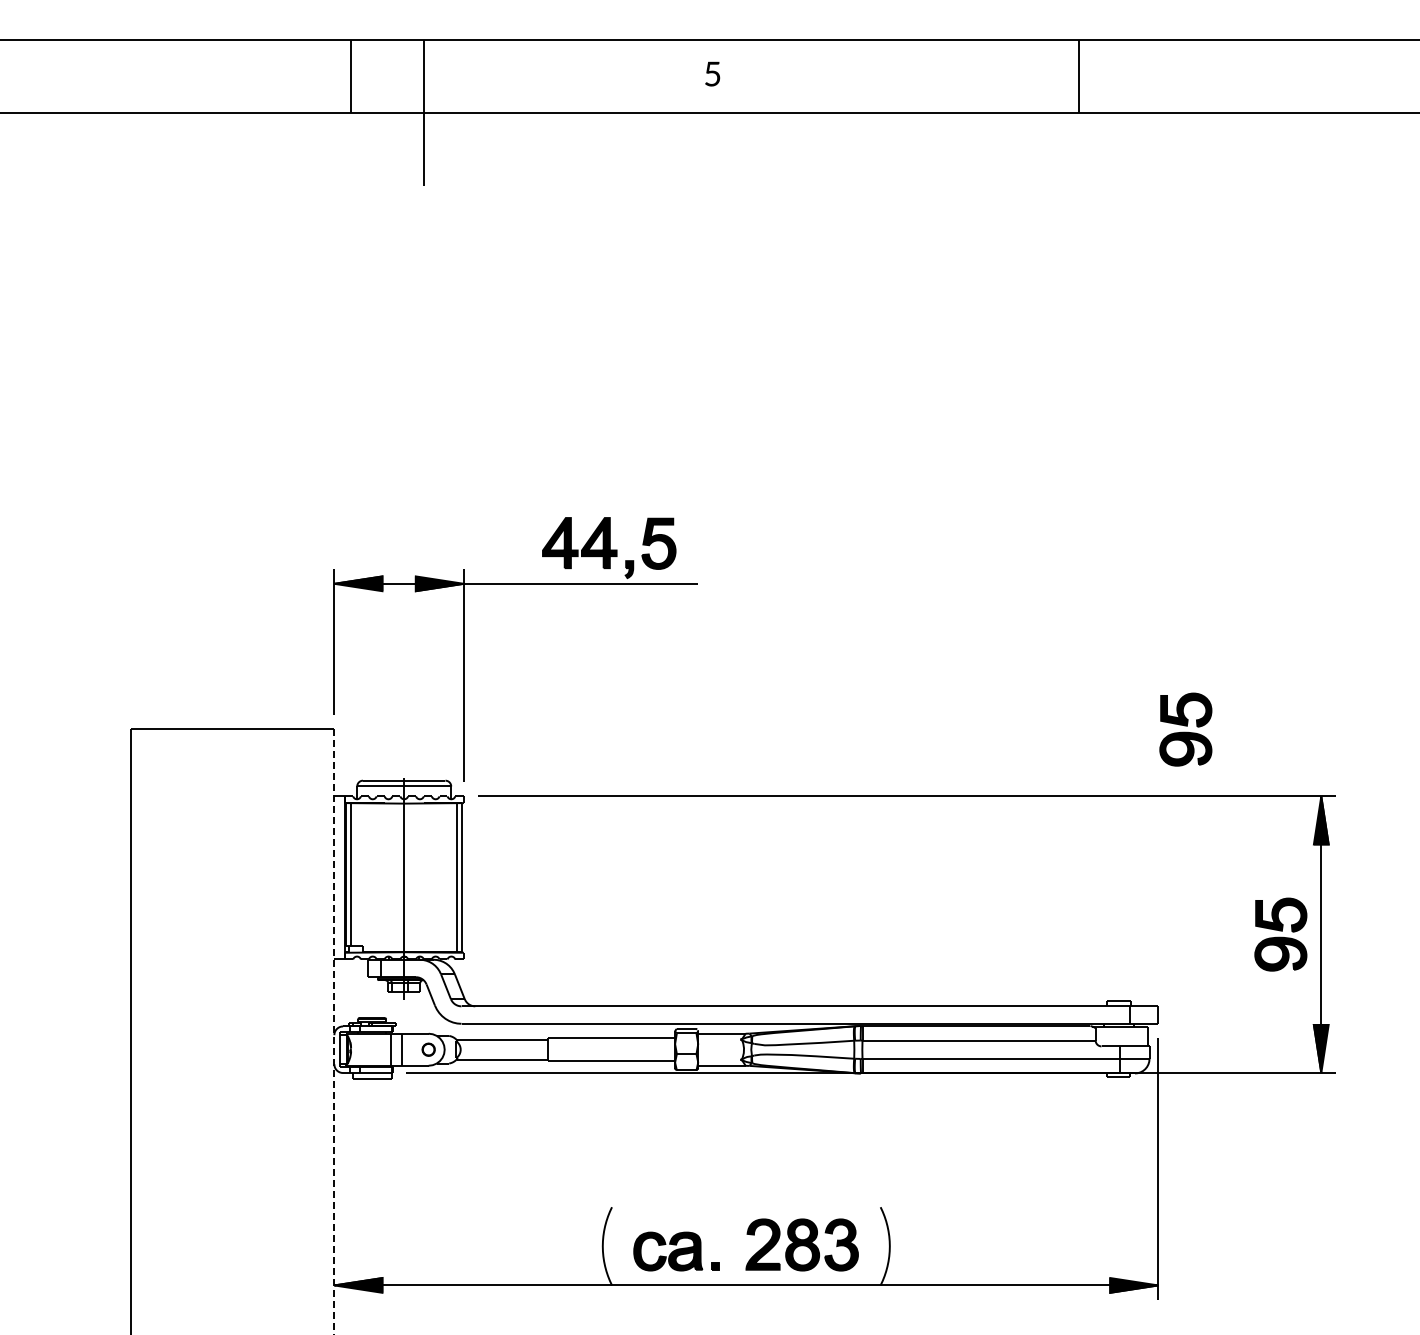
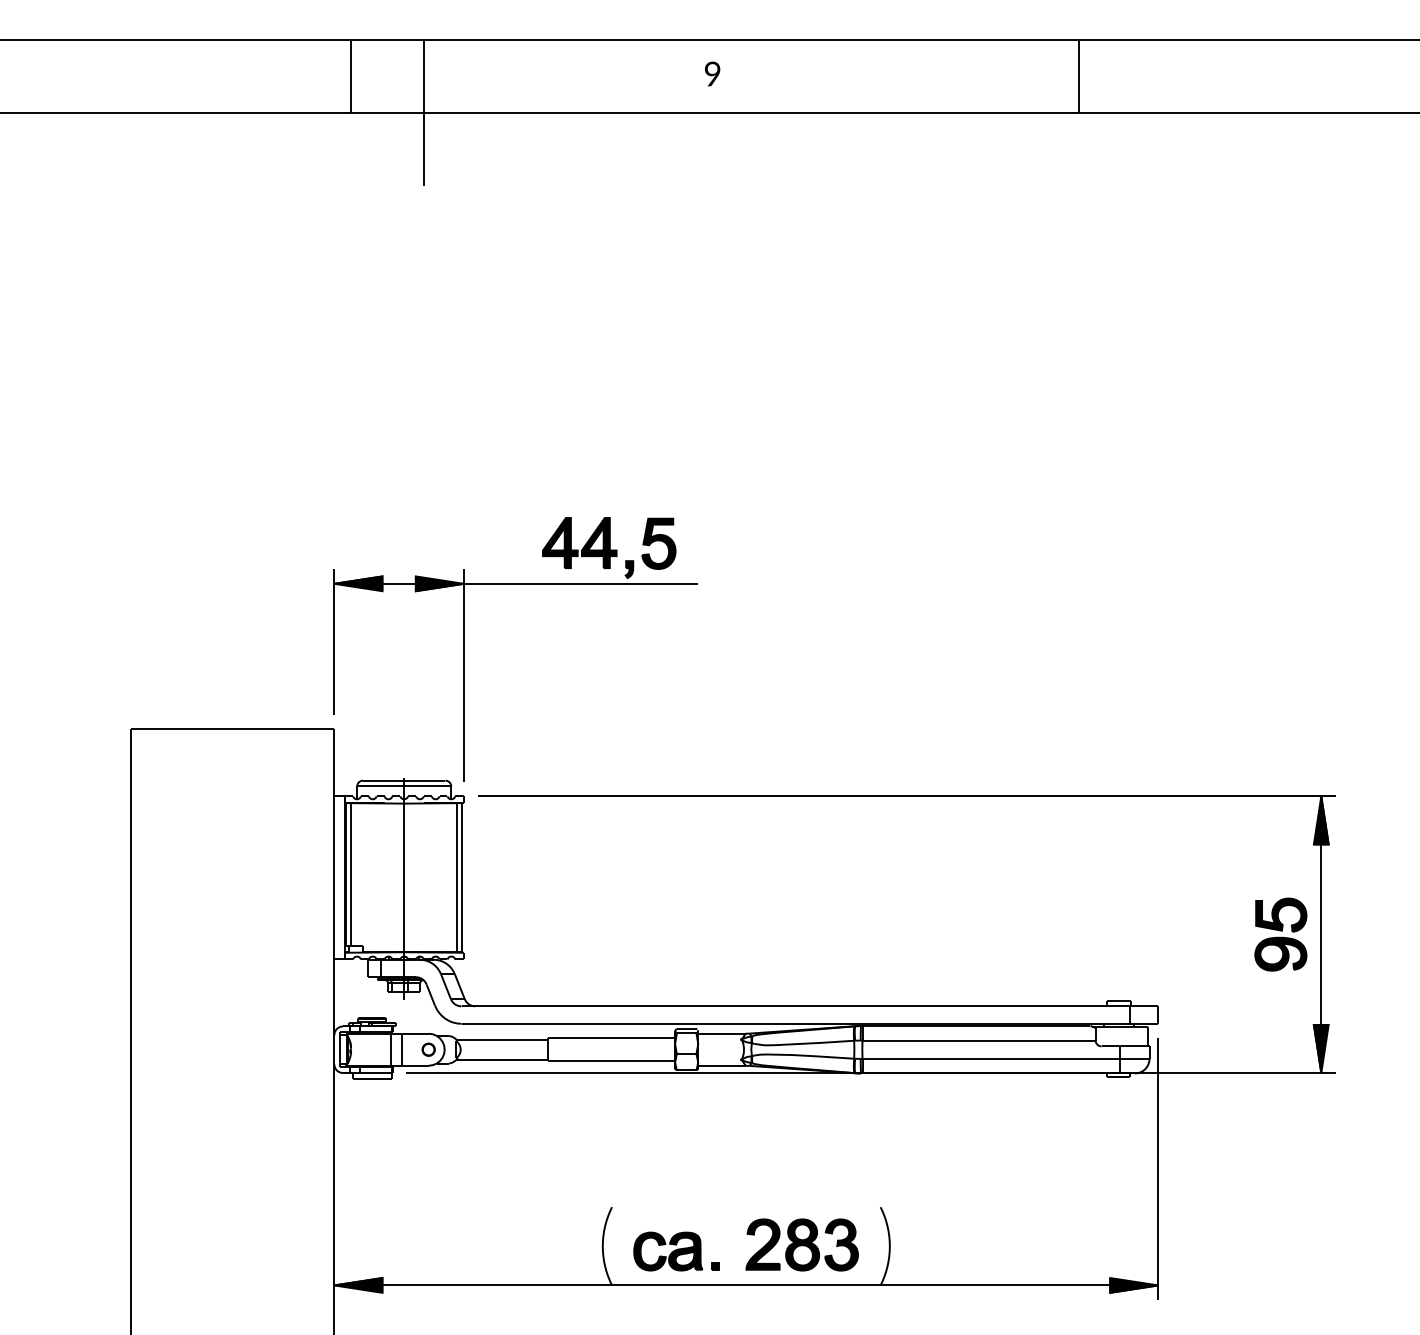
text: 5 -> 9 (712, 73)
part: present -> none (1185, 729)
line: dashed -> solid (334, 1031)
